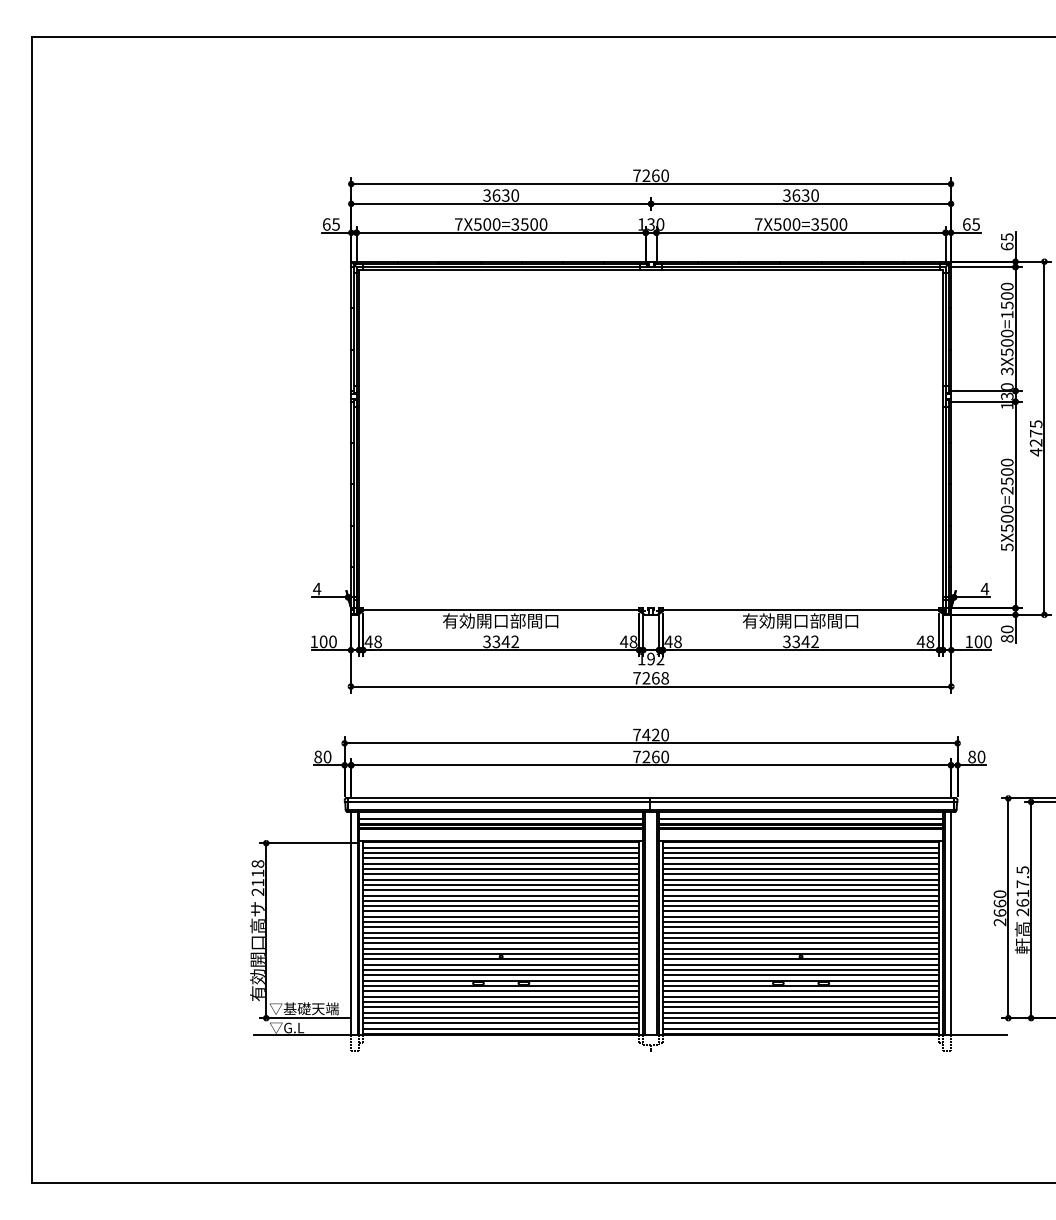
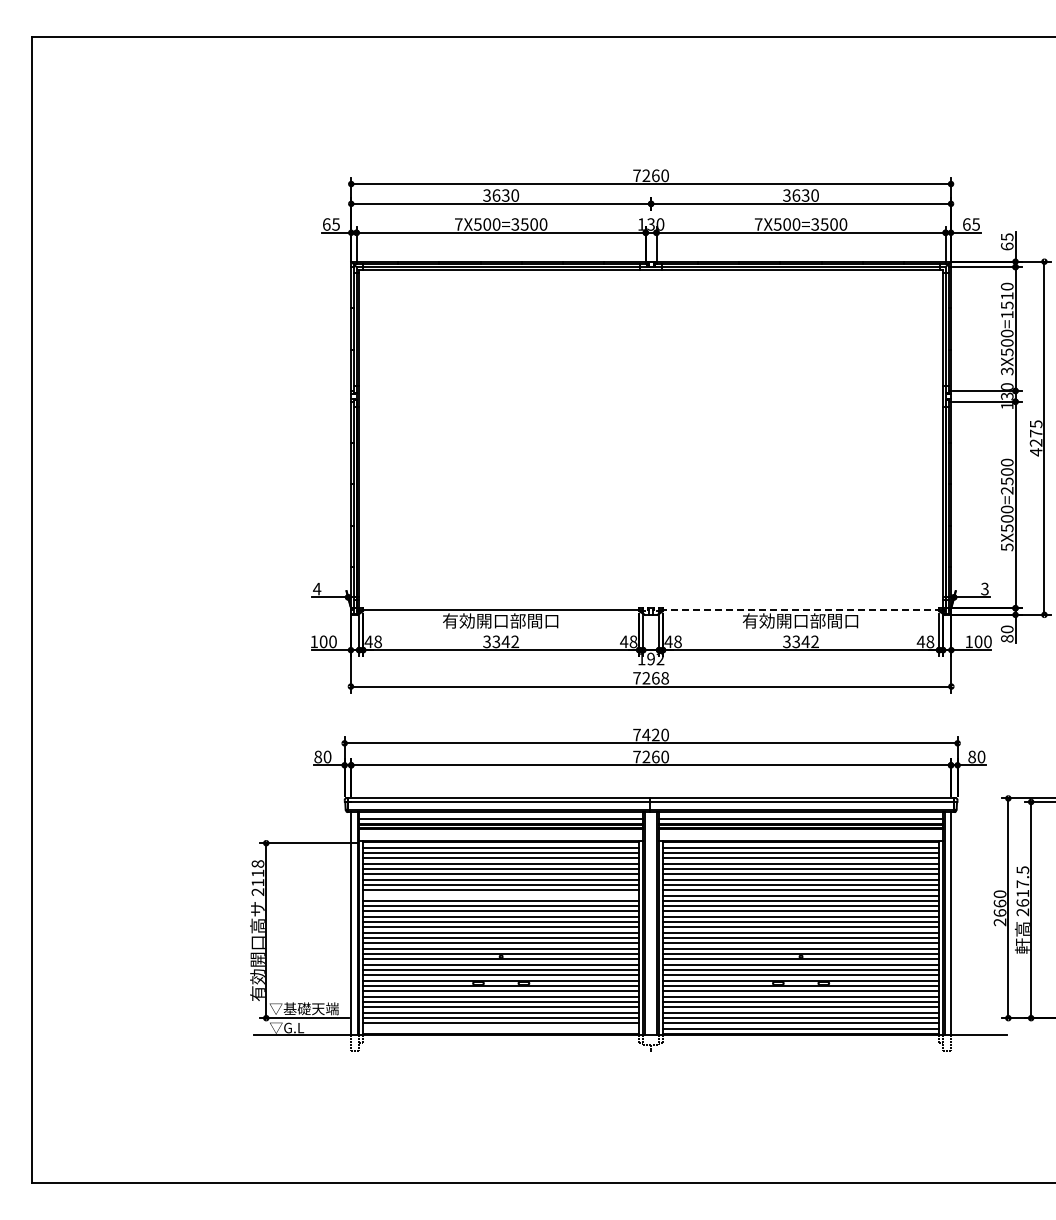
text: 3X500=1500 -> 3X500=1510 (1007, 295)
text: 4 -> 3 (984, 588)
line: solid -> dashed (801, 609)
line: present -> none (501, 895)
line: present -> none (501, 1028)
